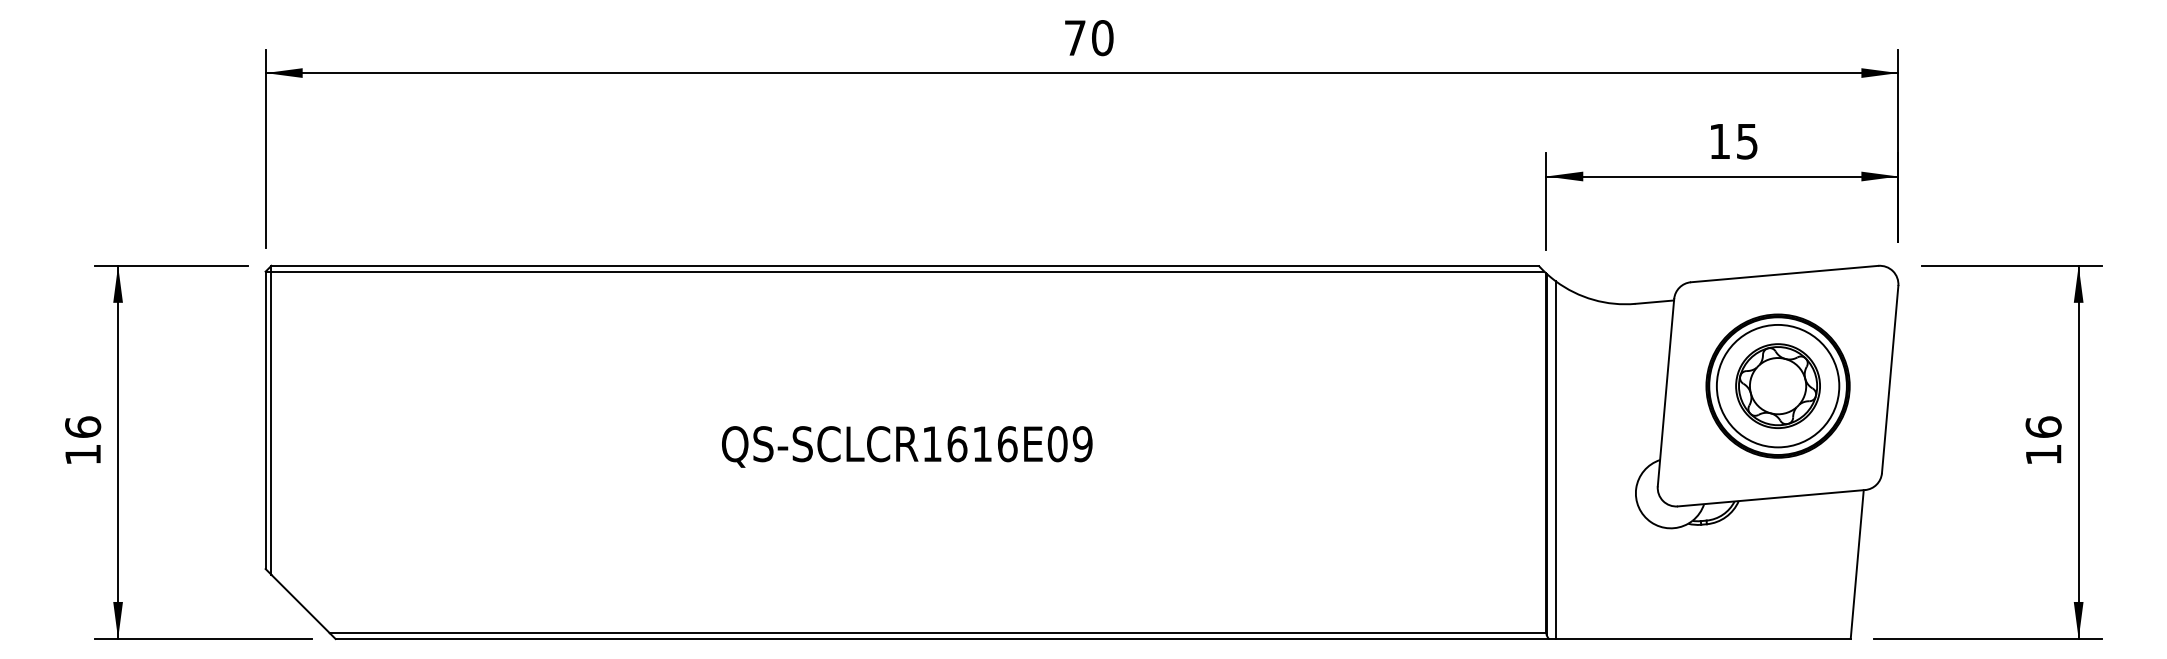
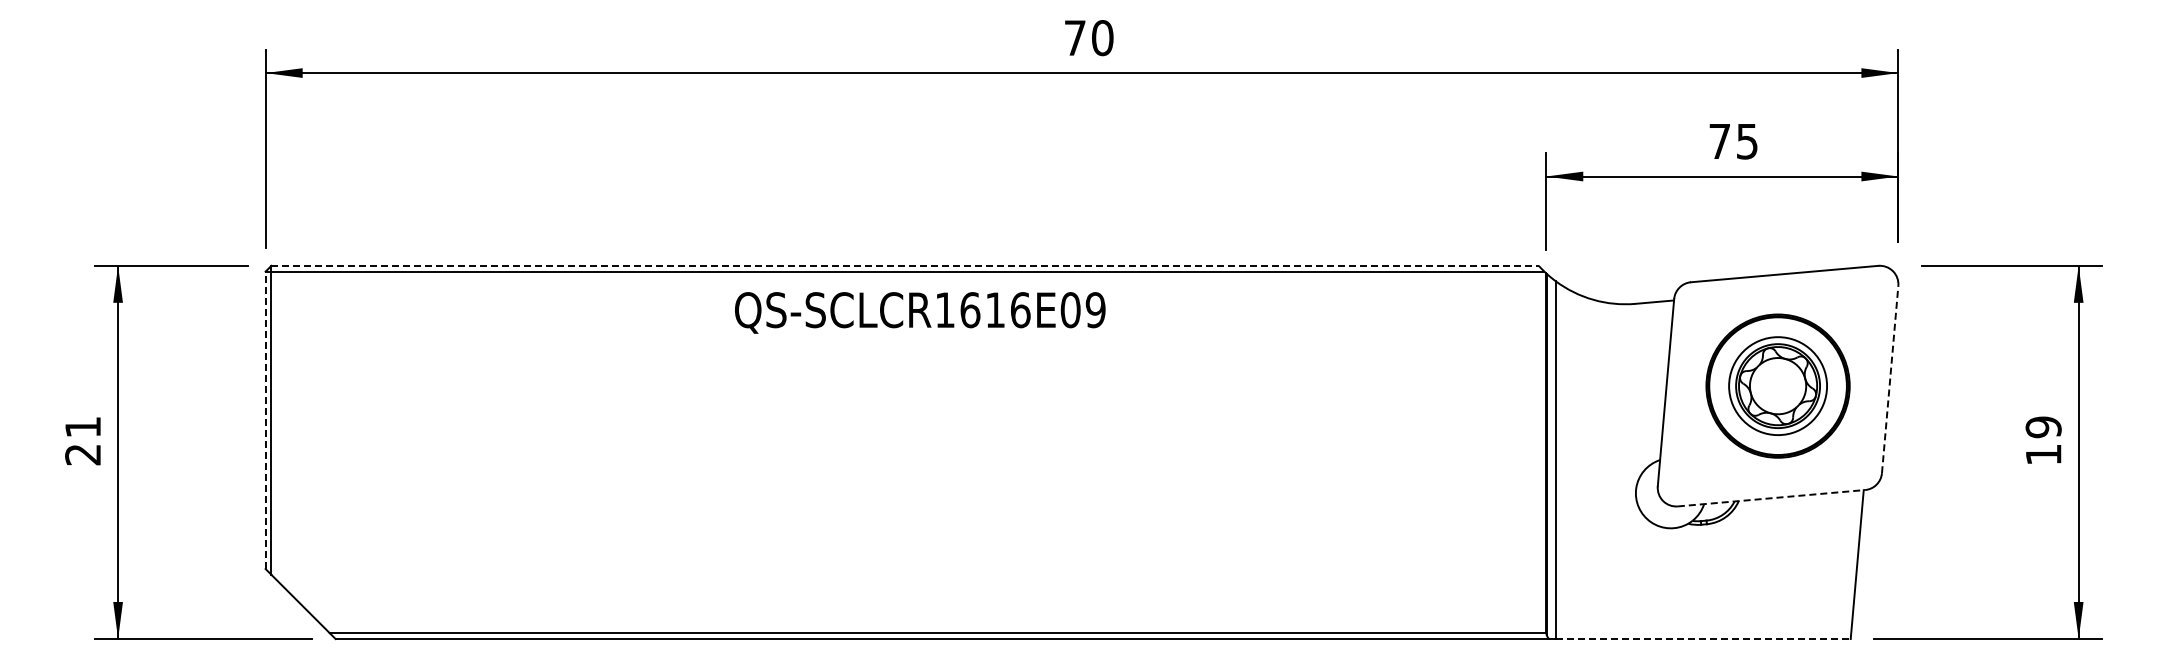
text: 15 -> 75 (1719, 141)
line: solid -> dashed (905, 265)
line: solid -> dashed (1890, 379)
circle diameter: 122 px -> 98 px (1778, 386)
line: solid -> dashed (265, 420)
text: 16 -> 19 (2043, 427)
text: 16 -> 21 (83, 440)
text position: (907, 446) -> (920, 312) (920, 312)
line: solid -> dashed (1771, 498)
line: solid -> dashed (1703, 639)
